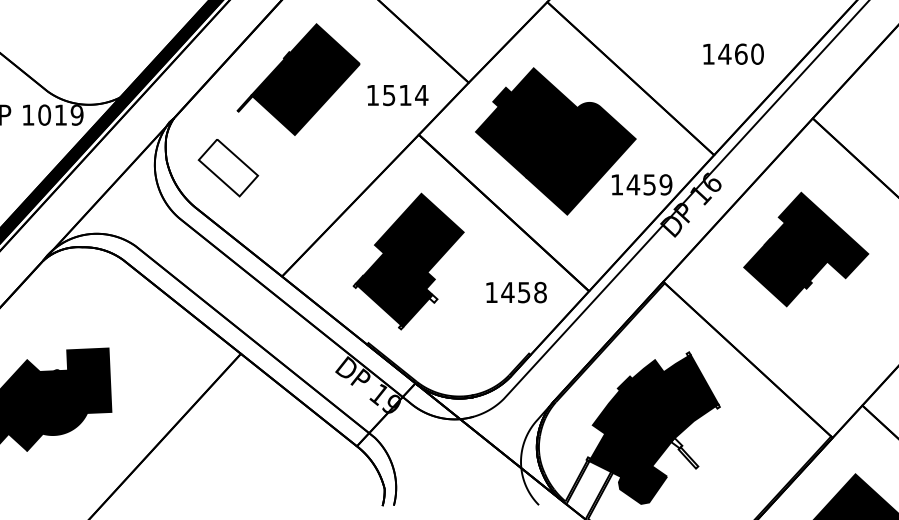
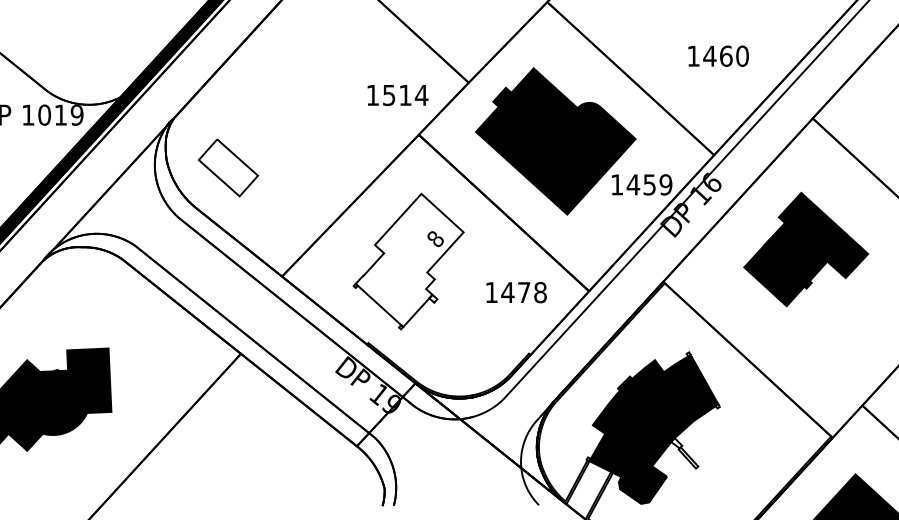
text position: (733, 53) -> (718, 55) (718, 55)
part: present -> none (298, 79)
fill: present -> none (409, 260)
text: 1458 -> 1478 (524, 292)
